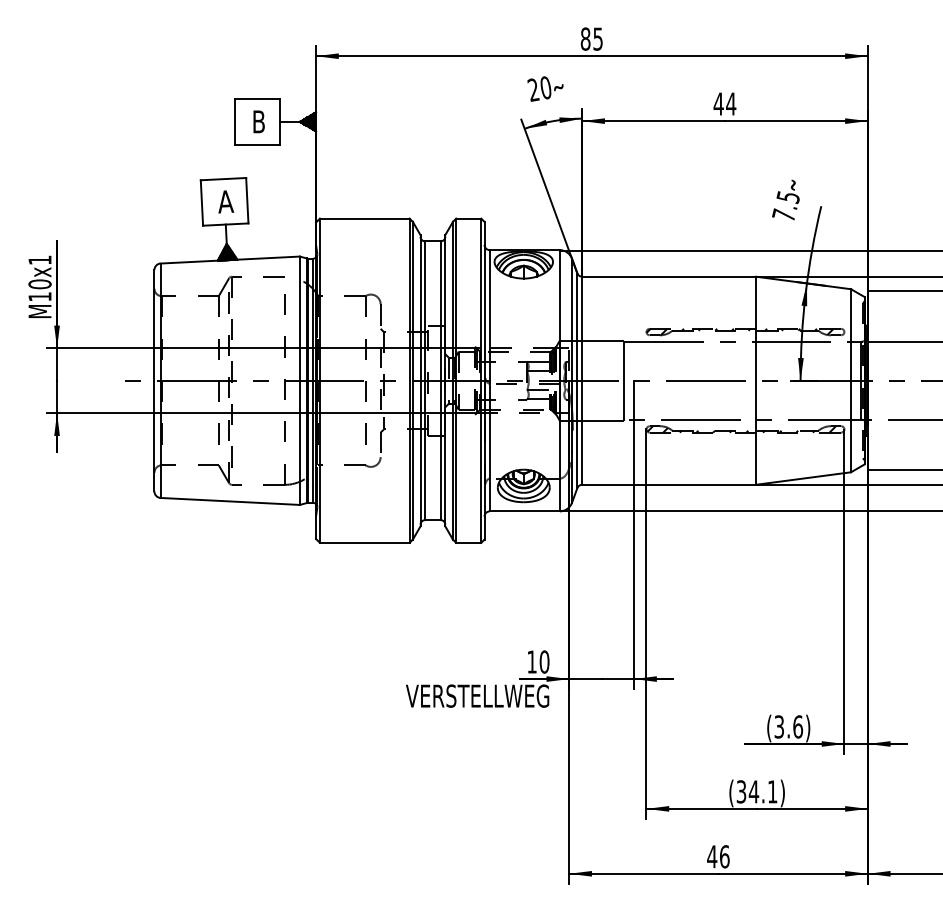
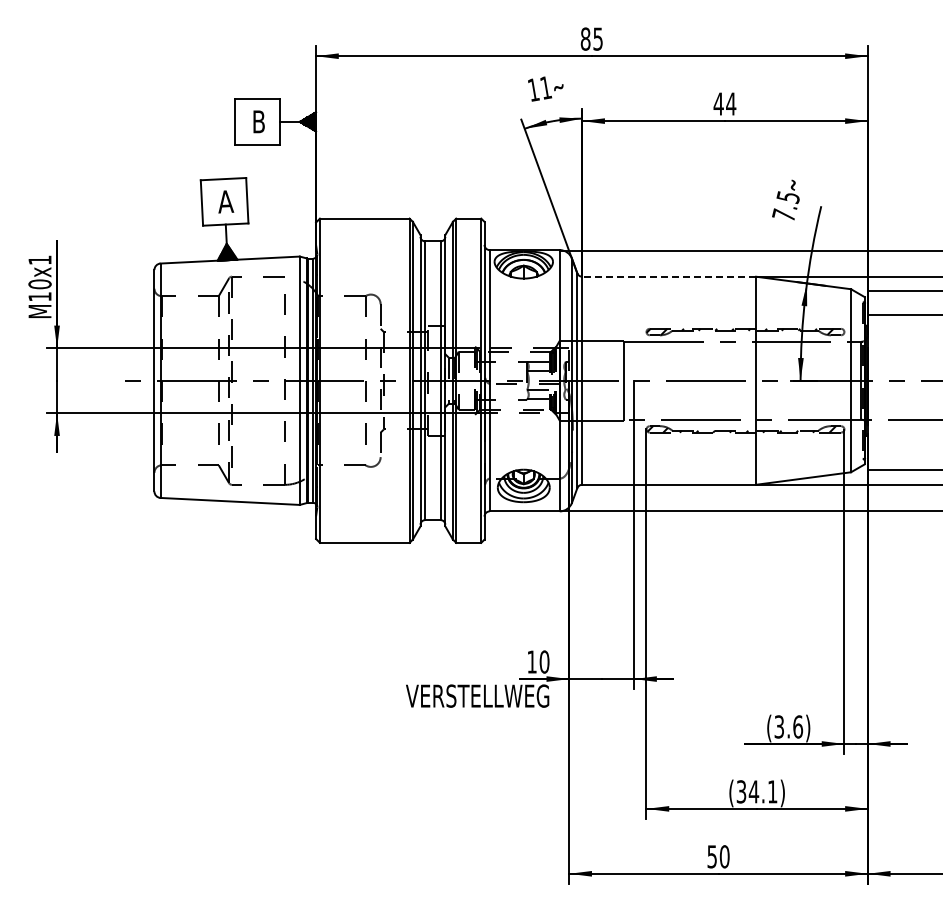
text: 20 -> 11 (539, 88)
line: solid -> dashed (669, 276)
line position: (903, 341) -> (903, 314) (903, 314)
text: 46 -> 50 (718, 856)
